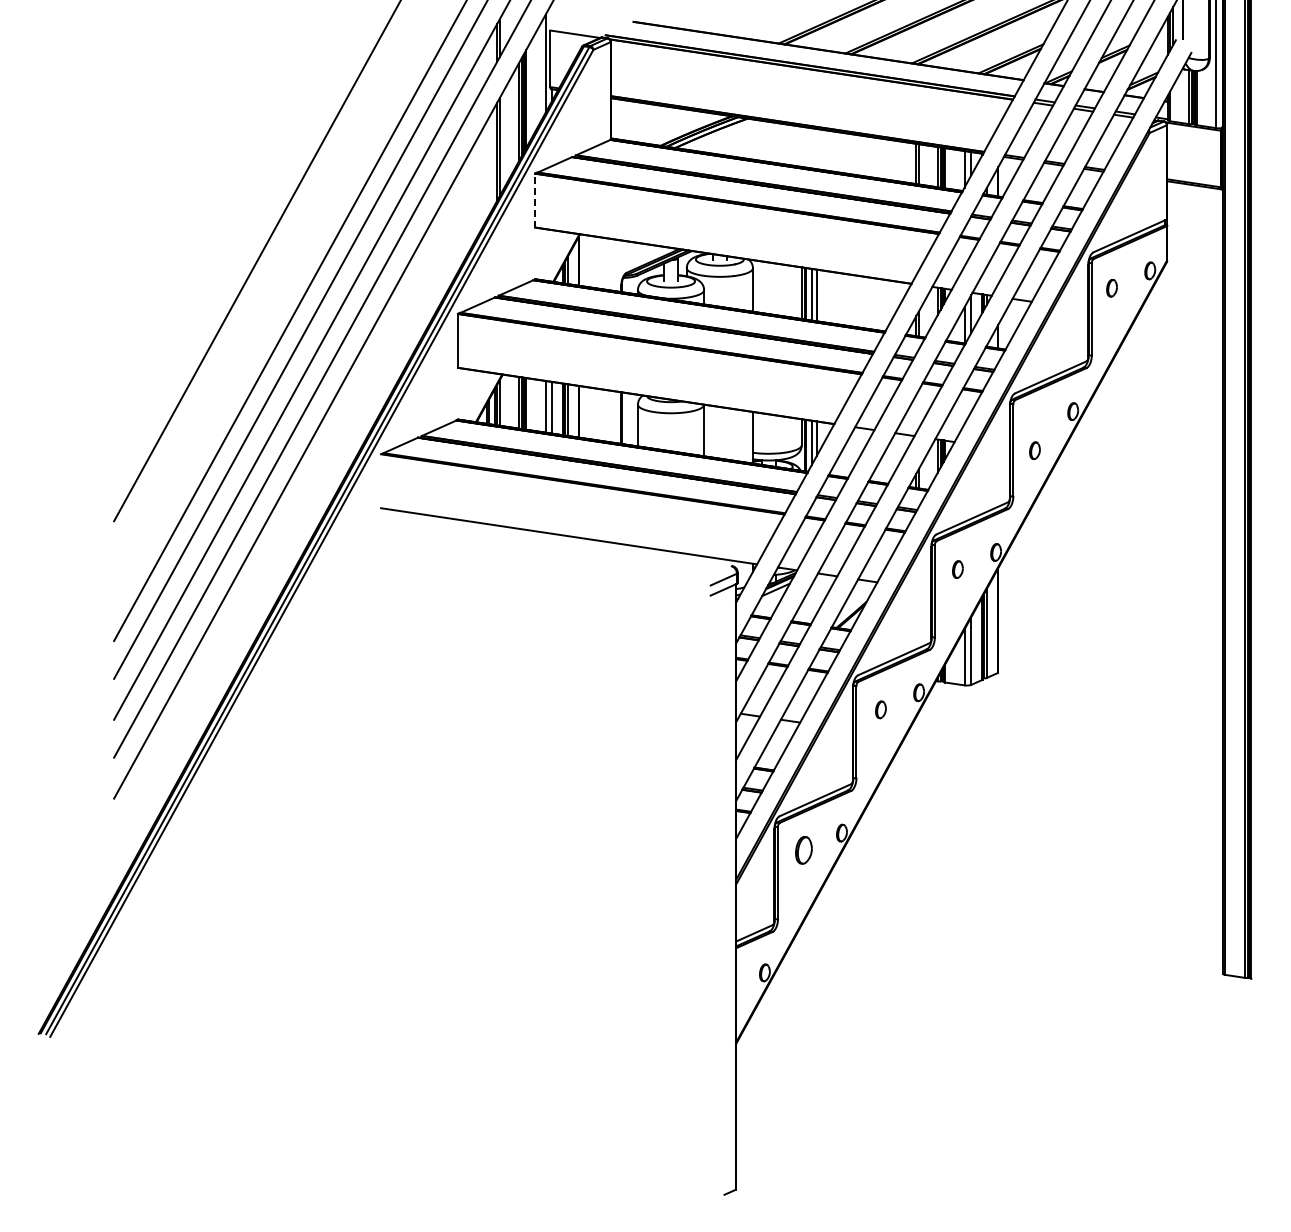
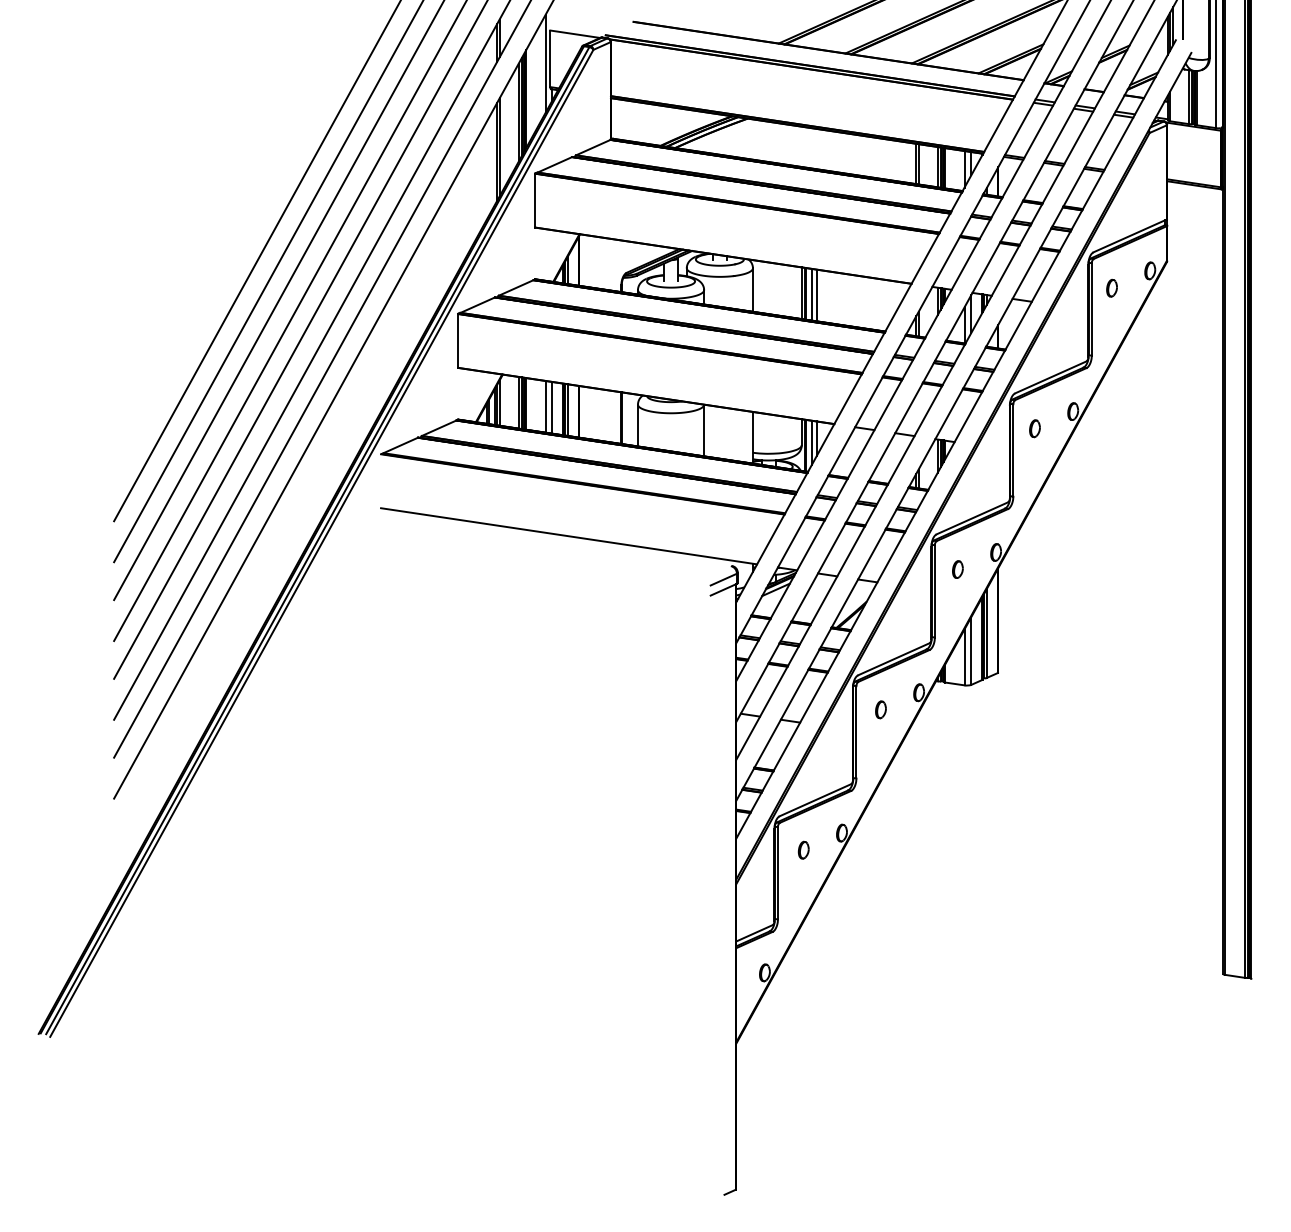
line: dashed -> solid (535, 200)
line: none -> present (268, 282)
line: none -> present (278, 301)
part position: (1034, 450) -> (1034, 428) (1034, 428)
part size: 18x29 px -> 13x20 px (803, 849)
